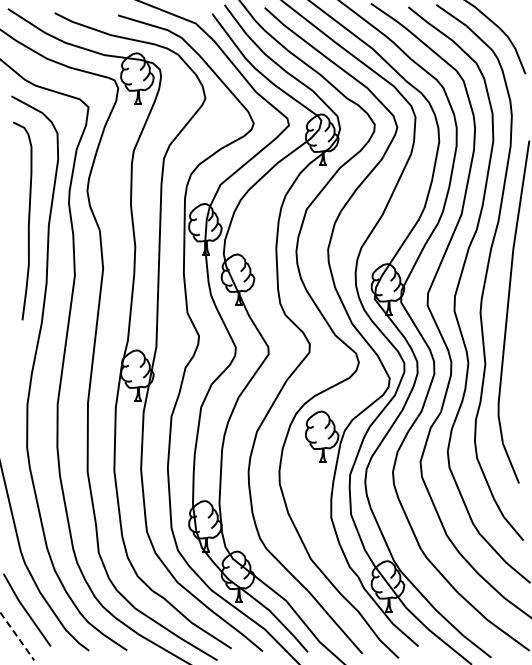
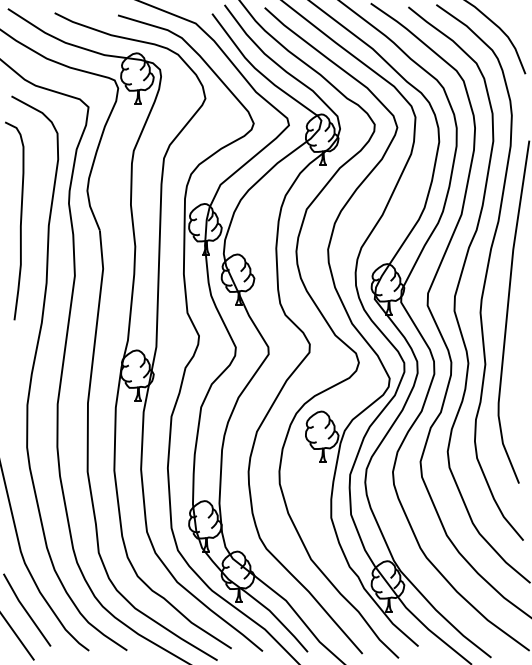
curve position: (28, 220) -> (20, 220) (20, 220)
line: dashed -> solid (17, 636)
